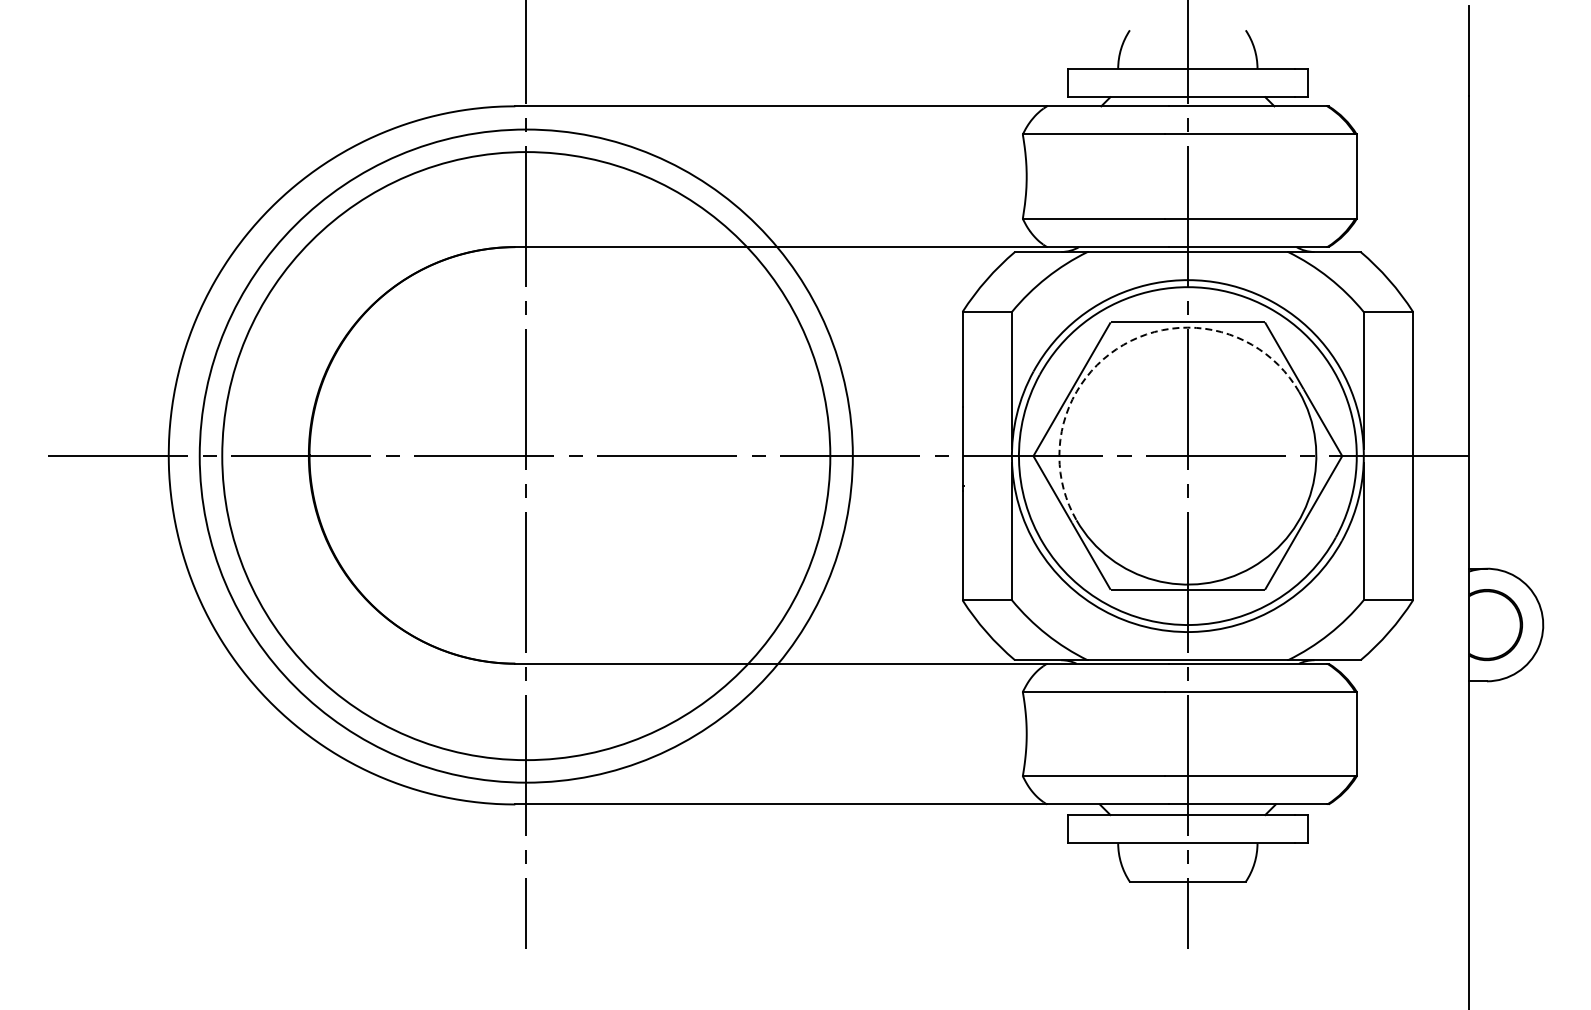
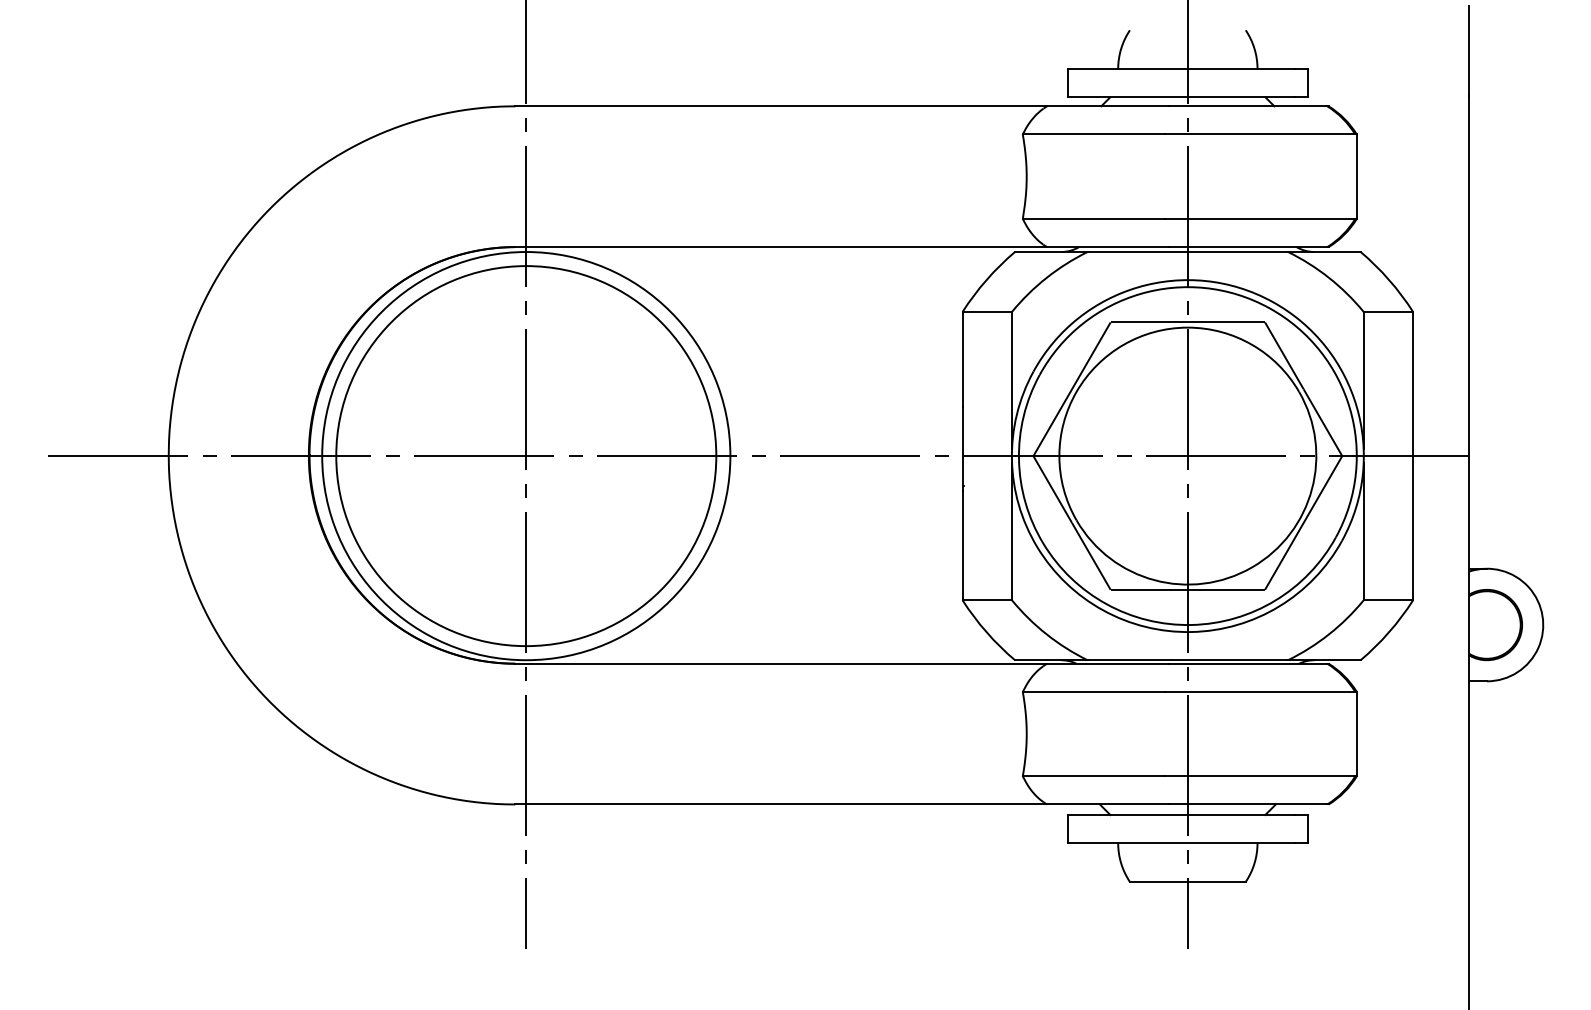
arc: dashed -> solid (1123, 344)
circle diameter: 653 px -> 408 px (526, 456)
circle diameter: 608 px -> 380 px (526, 456)
